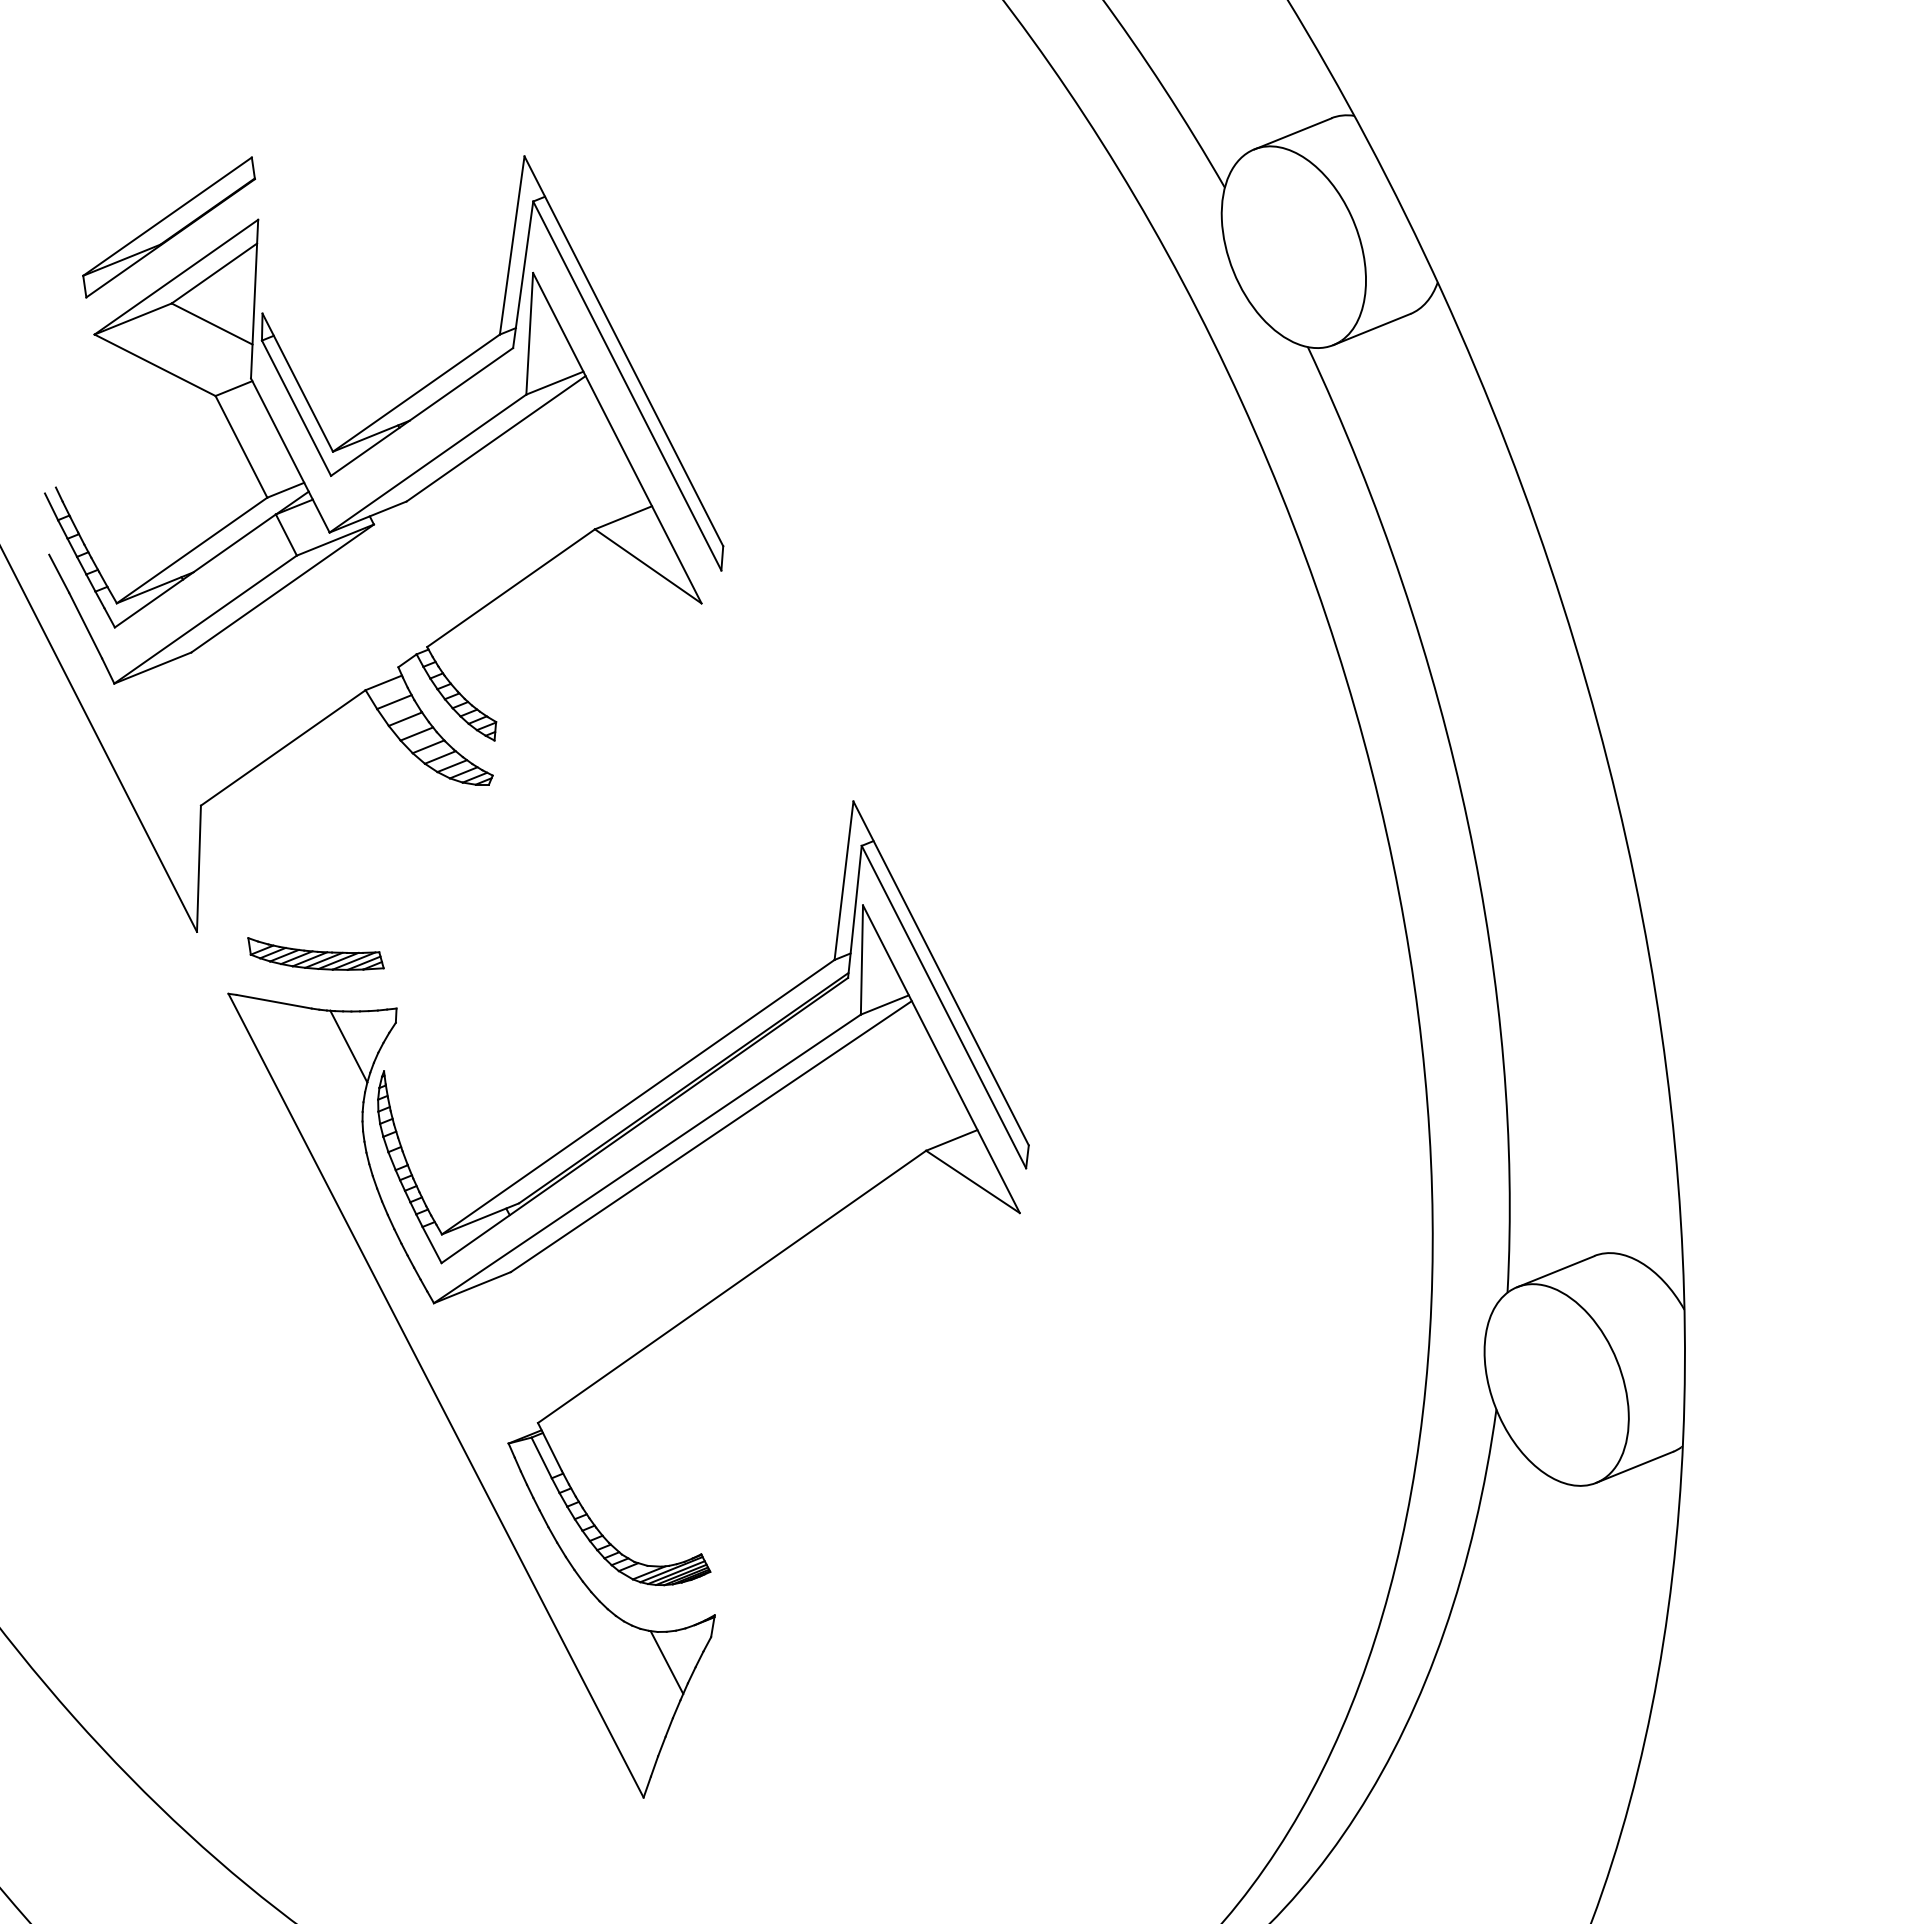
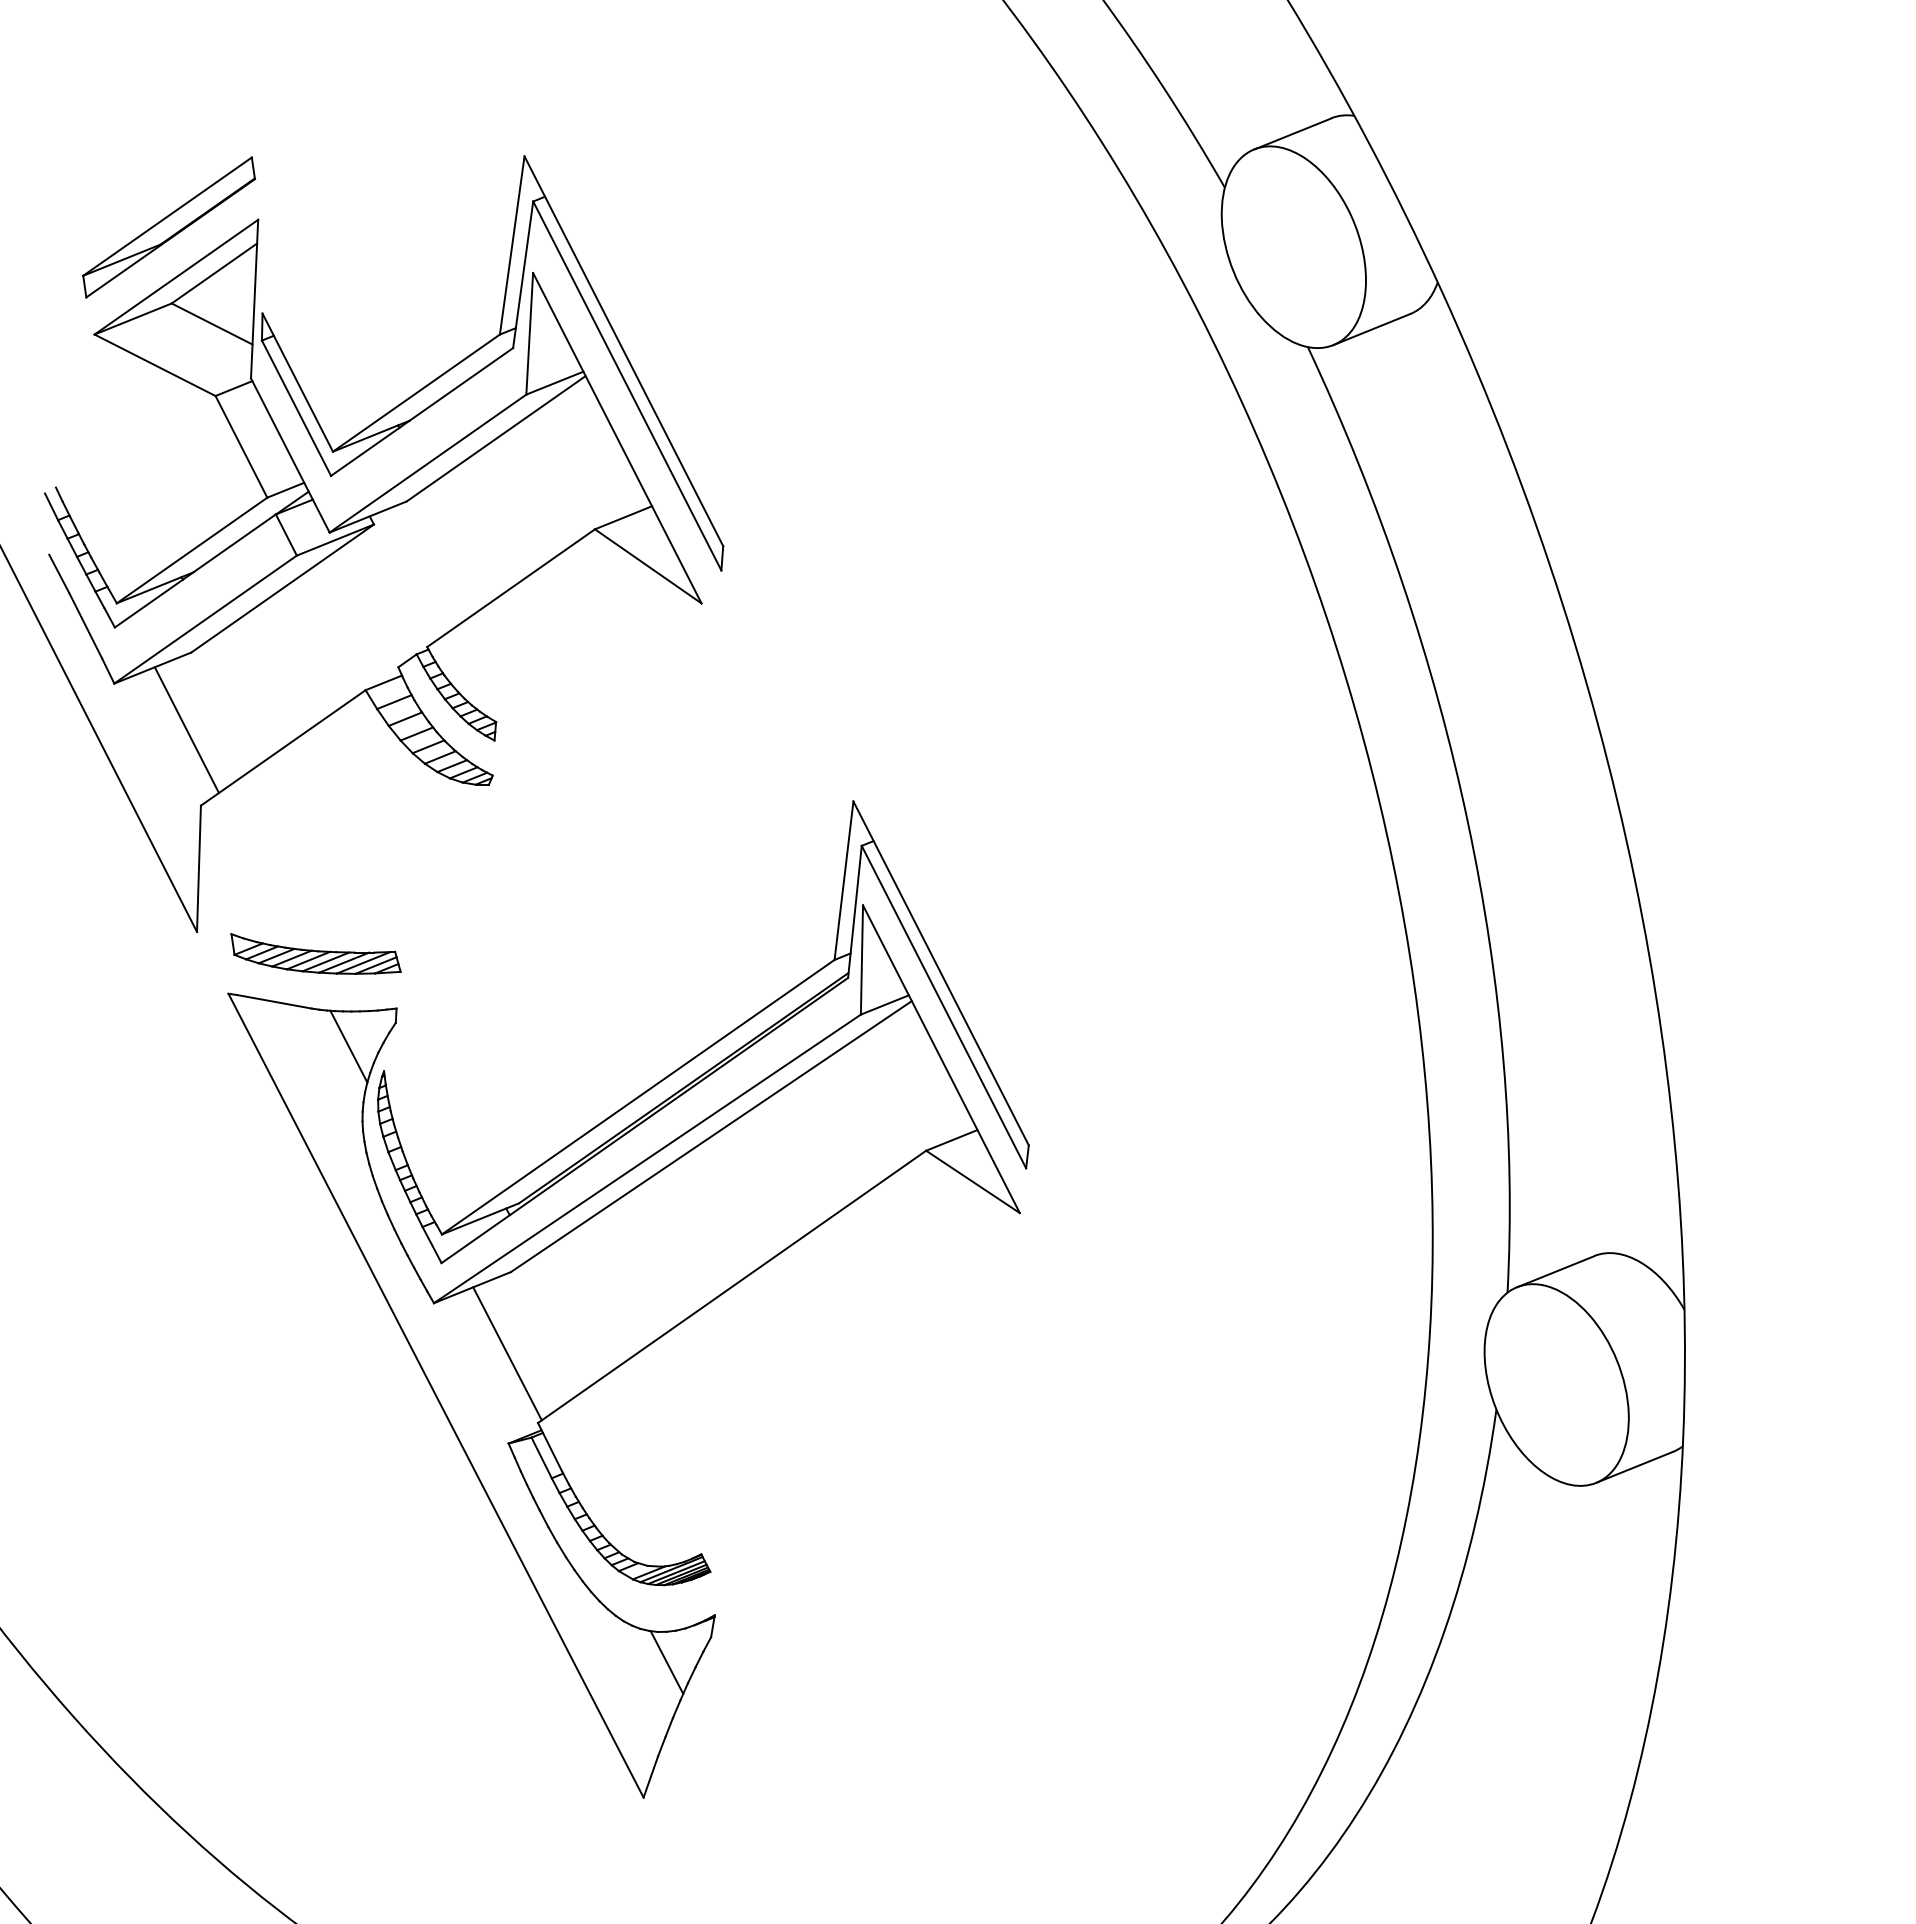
line: none -> present (186, 730)
part size: 138x34 px -> 172x42 px (315, 953)
line: none -> present (507, 1353)
